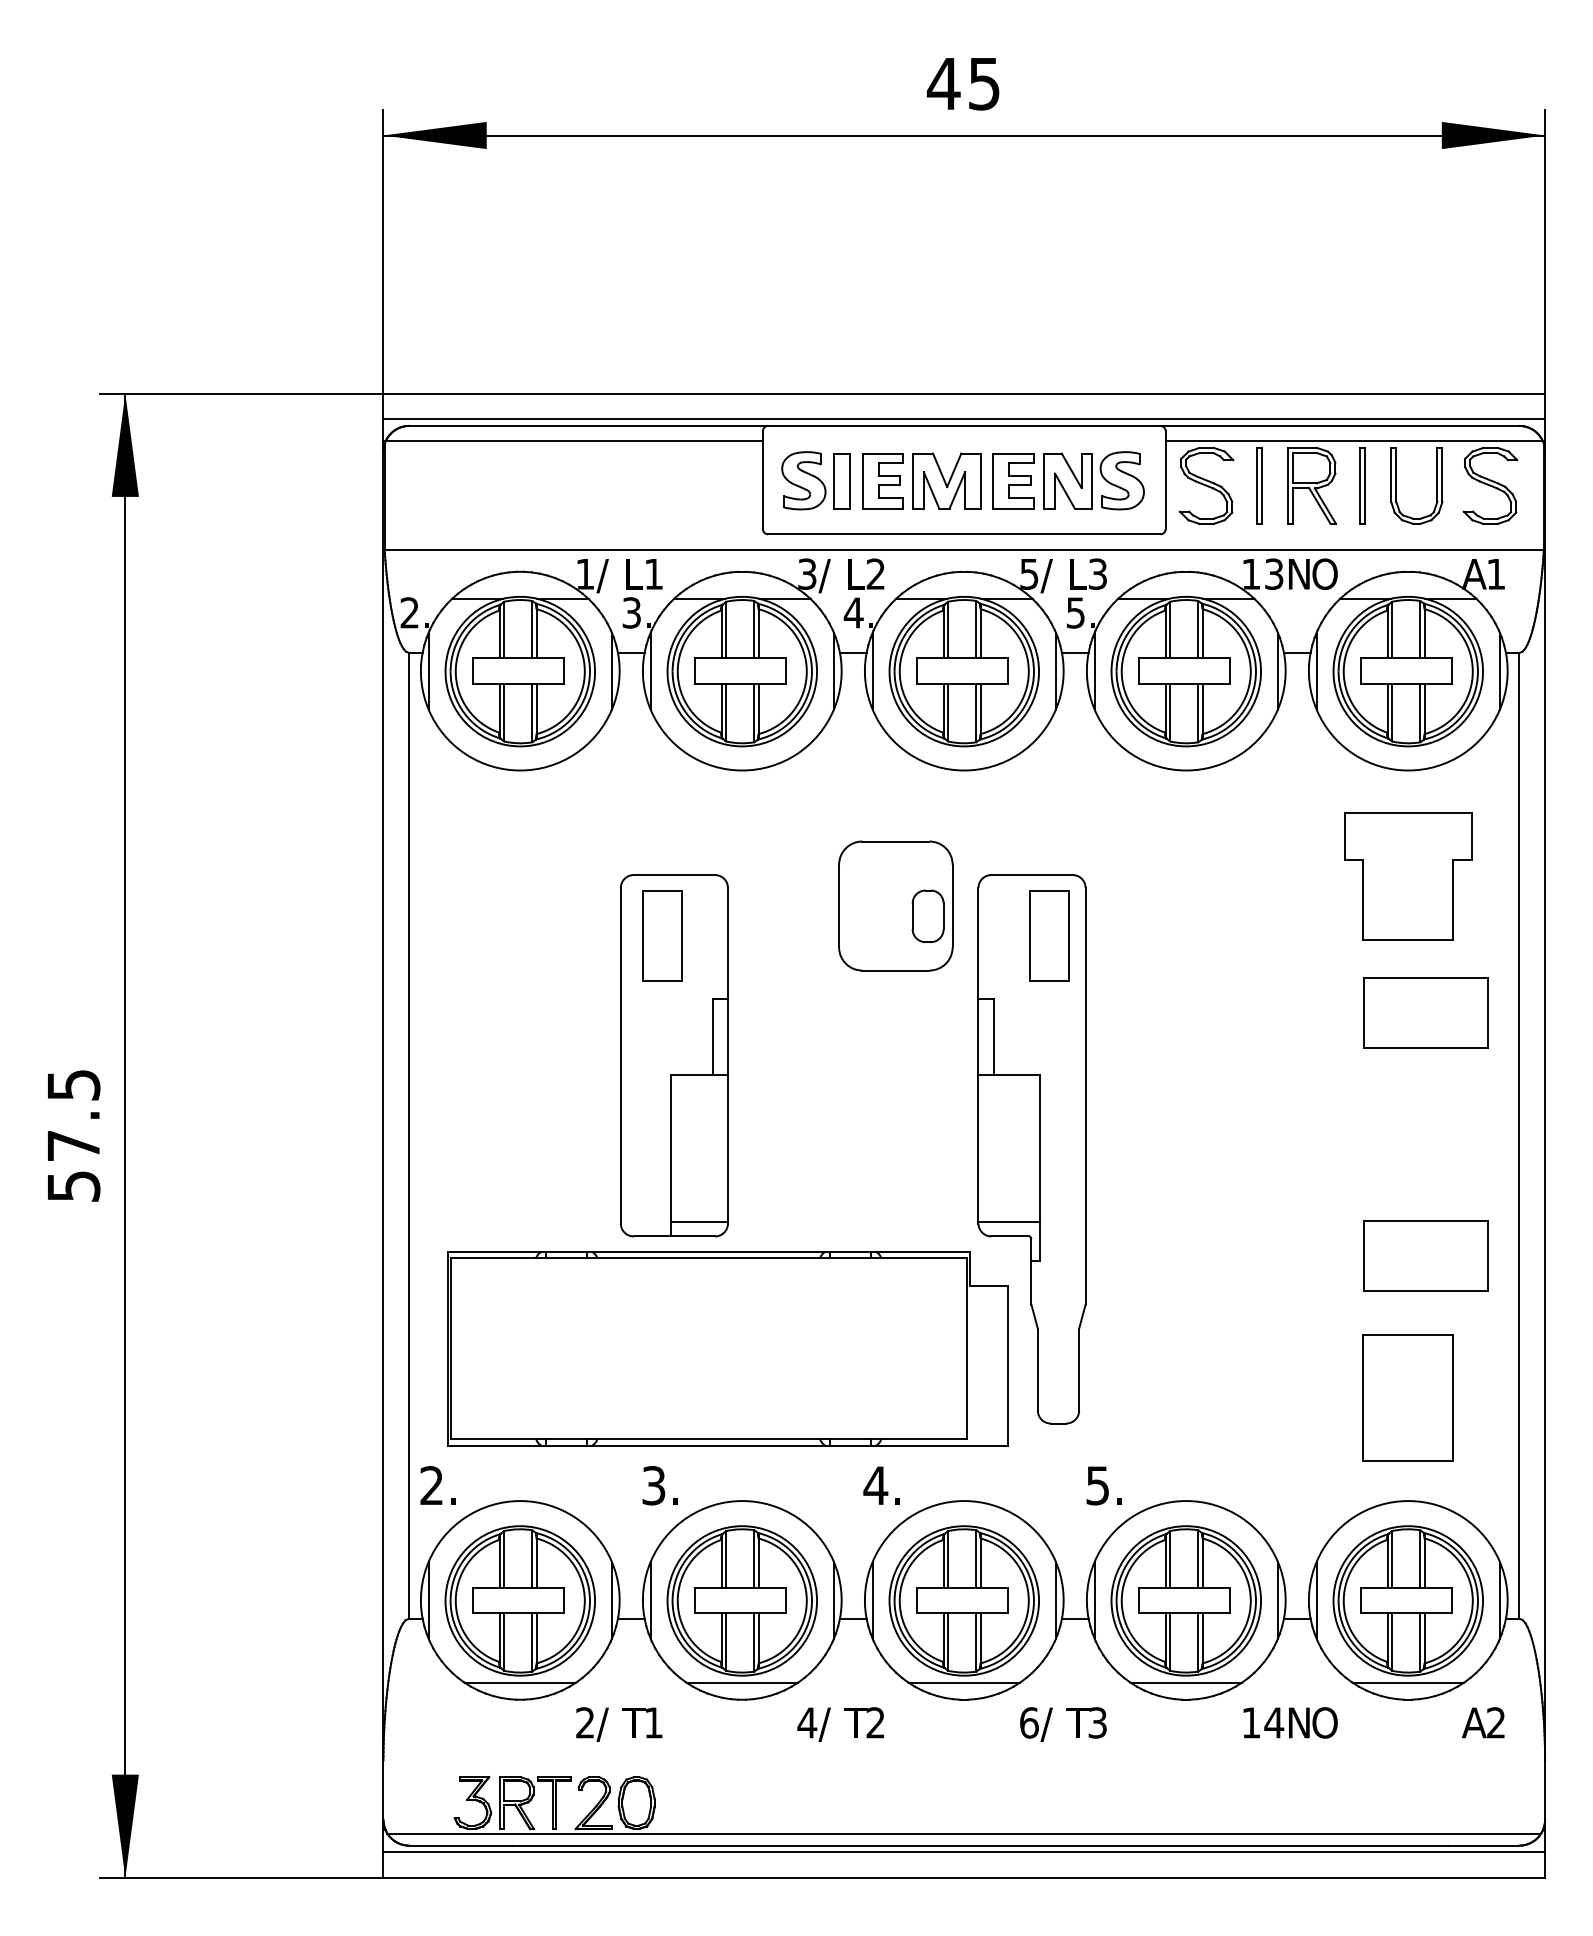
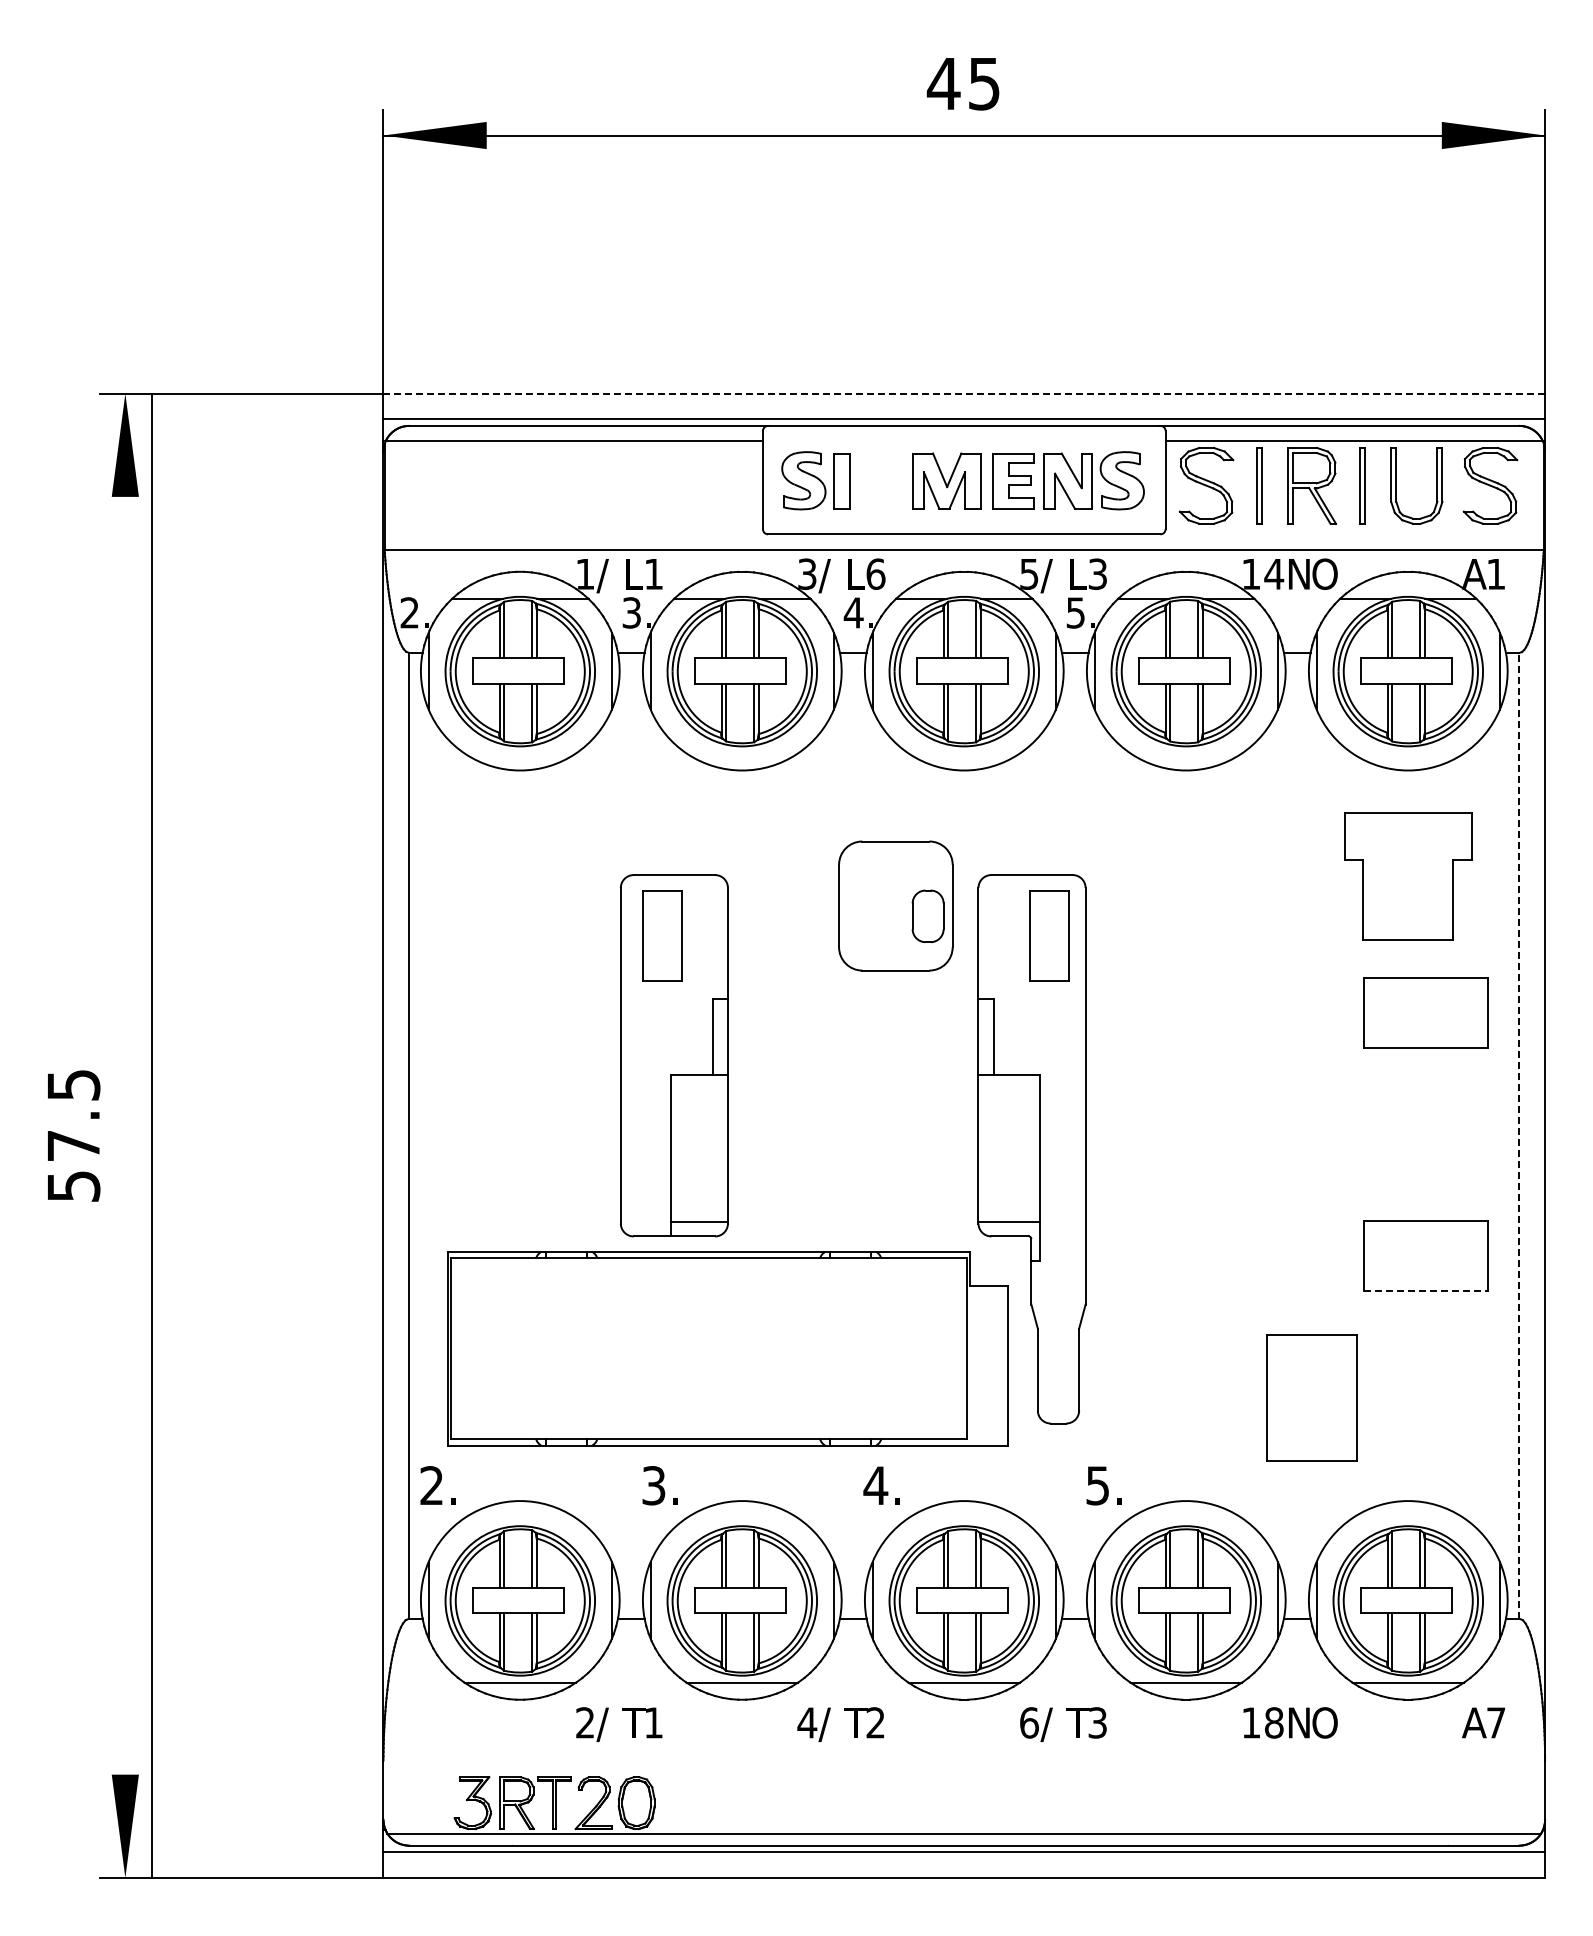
line: solid -> dashed (964, 393)
part: present -> none (882, 481)
text: 2 -> 6 (875, 573)
text: 3 -> 4 (1274, 573)
line position: (125, 1135) -> (152, 1135) (152, 1135)
line: solid -> dashed (1519, 1135)
line: solid -> dashed (1426, 1290)
part position: (1407, 1397) -> (1311, 1397) (1311, 1397)
text: 4 -> 8 (1274, 1722)
text: 2 -> 7 (1496, 1722)
